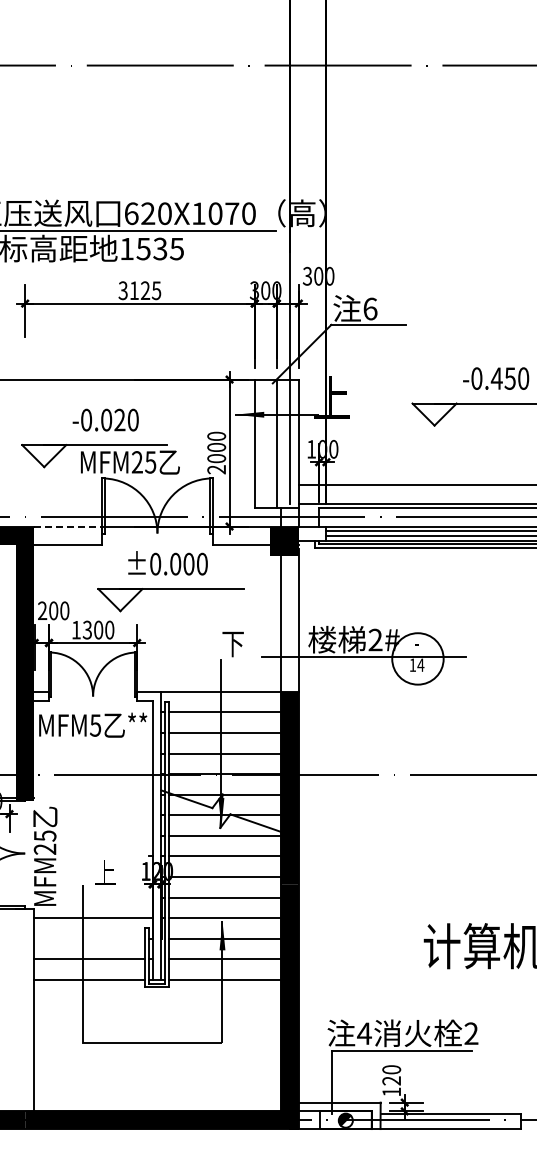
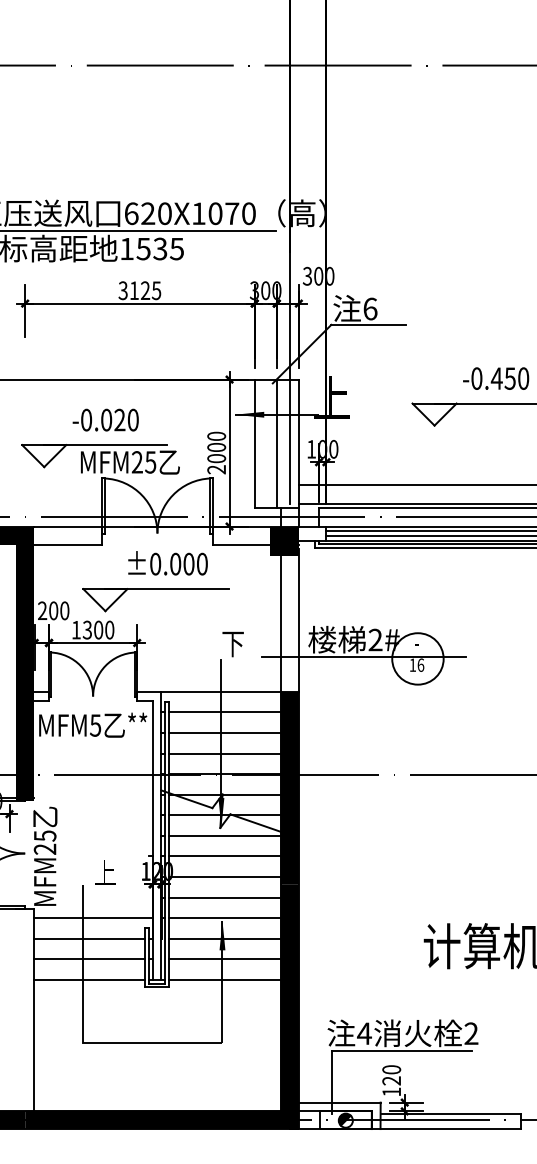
line: dashed -> solid (68, 526)
part position: (170, 589) -> (155, 589) (155, 589)
text: 14 -> 16 (420, 664)
line: none -> present (89, 938)
